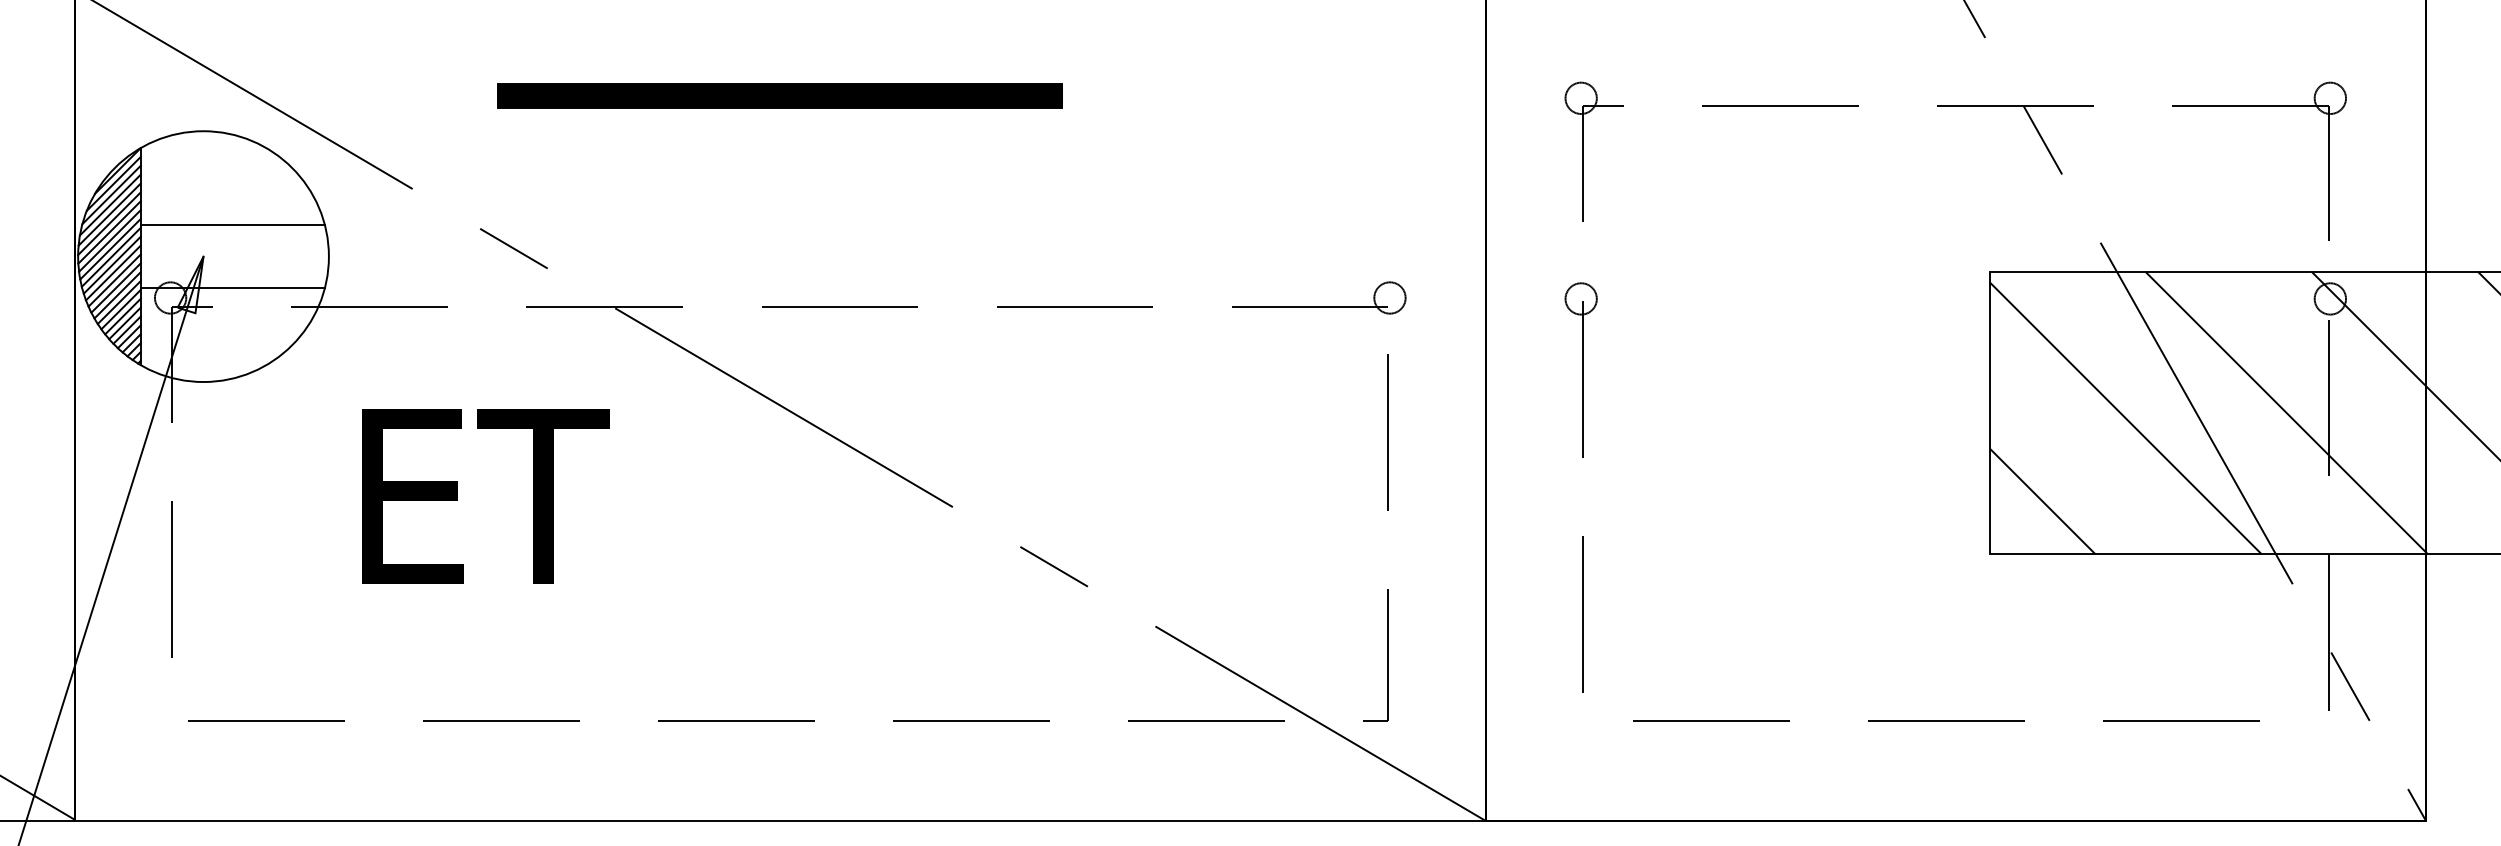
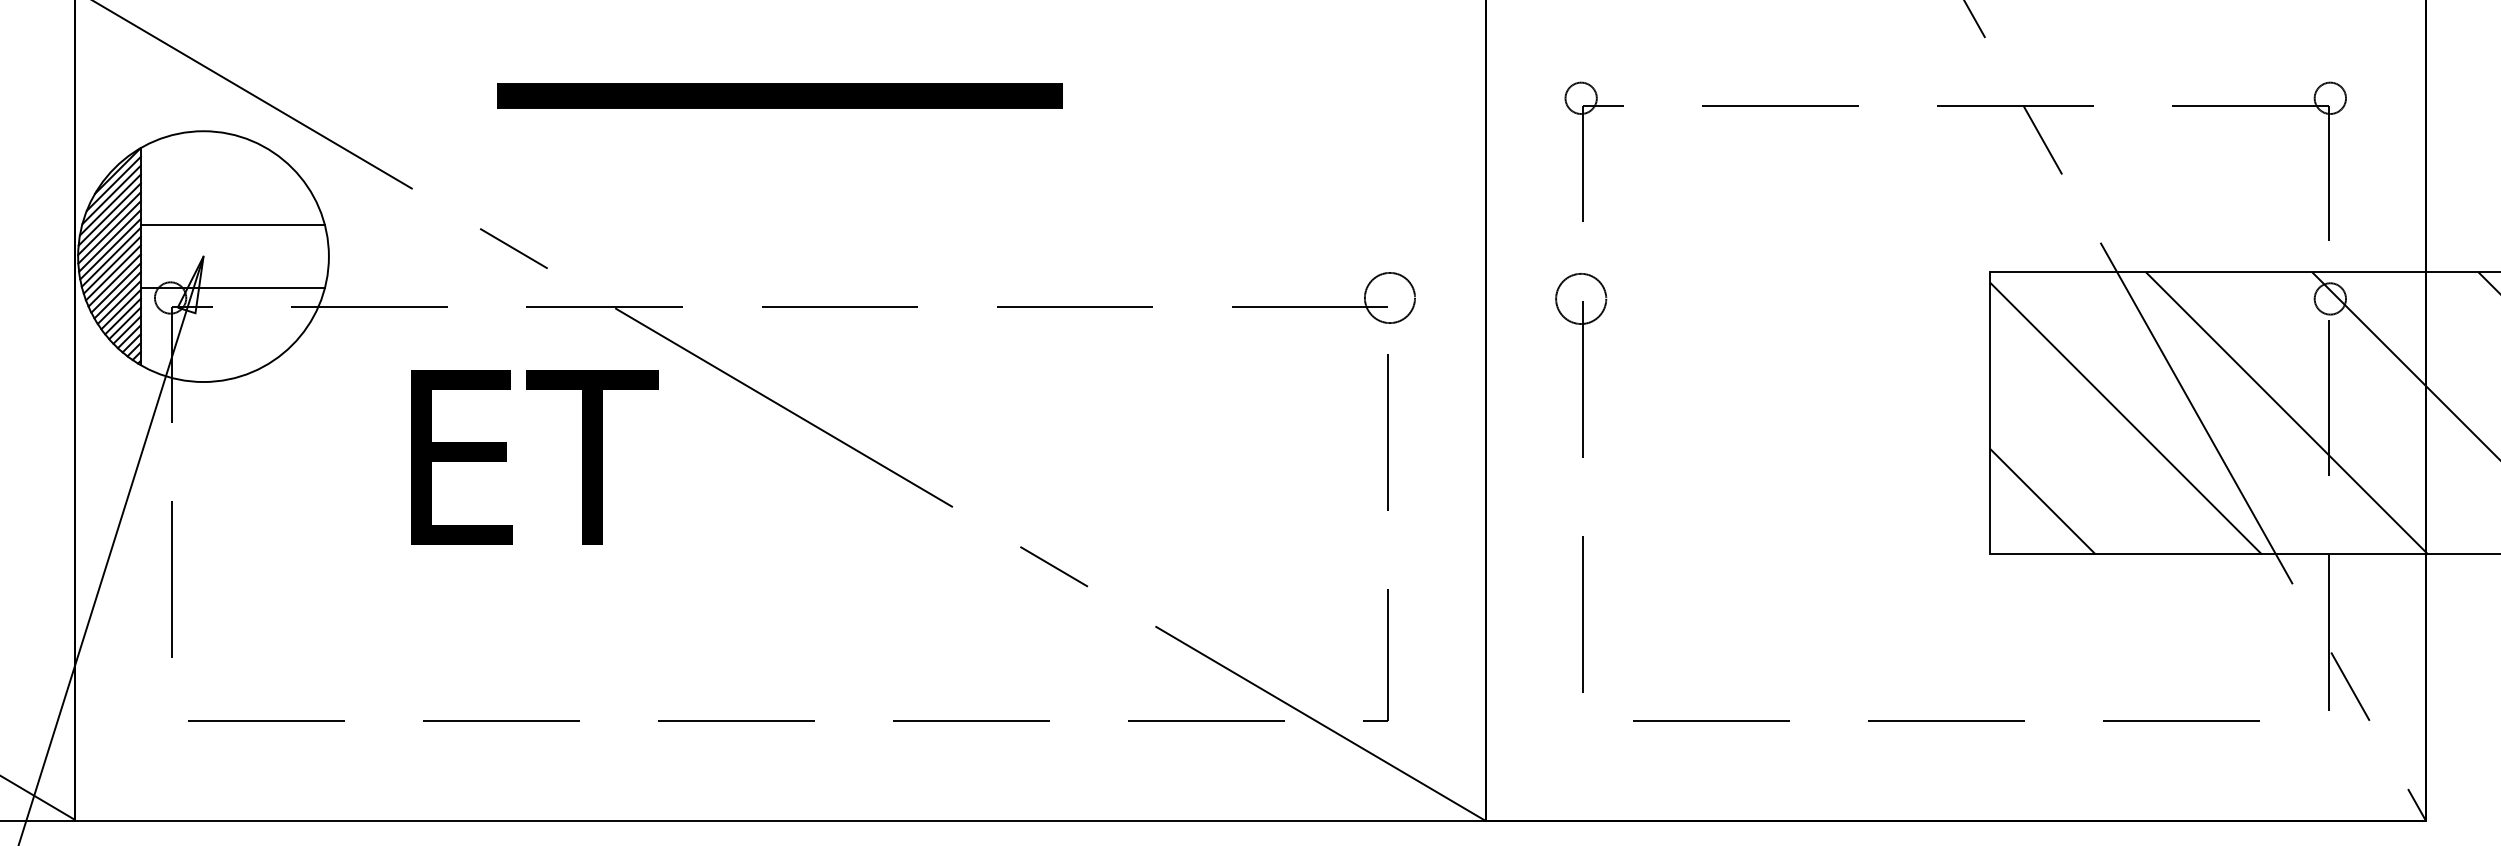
circle diameter: 31 px -> 50 px (1389, 297)
circle diameter: 31 px -> 50 px (1581, 298)
text position: (485, 496) -> (534, 457) (534, 457)
